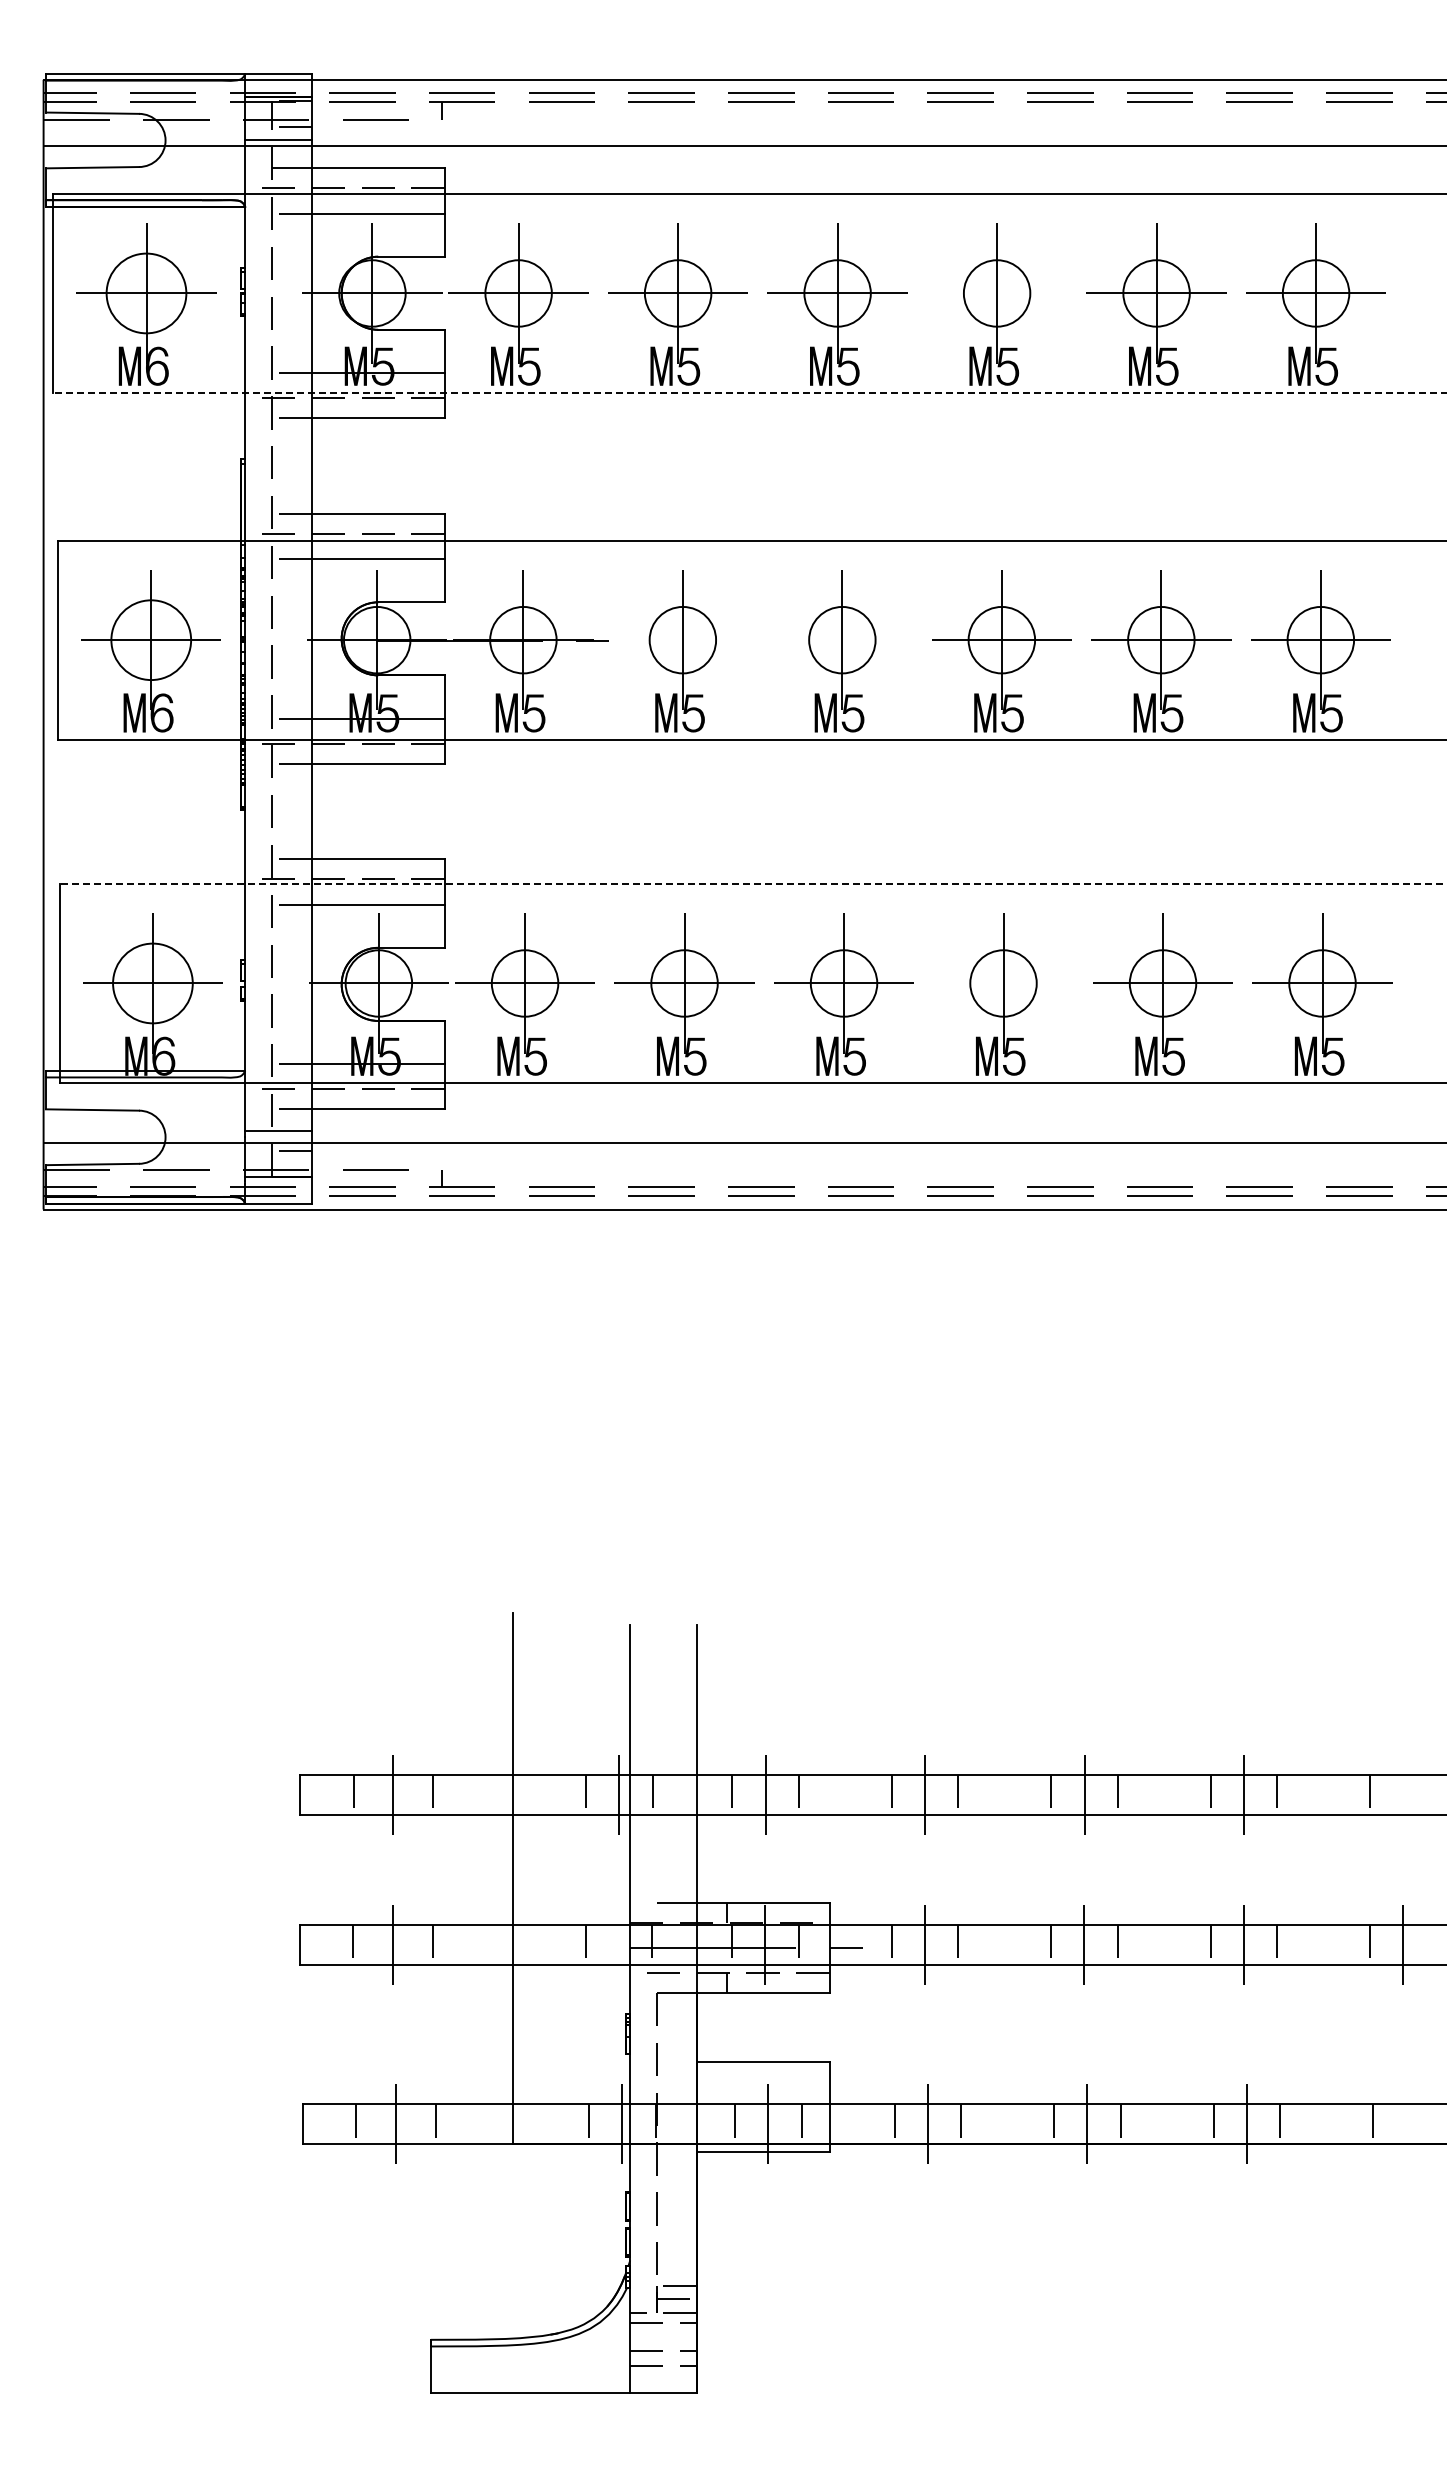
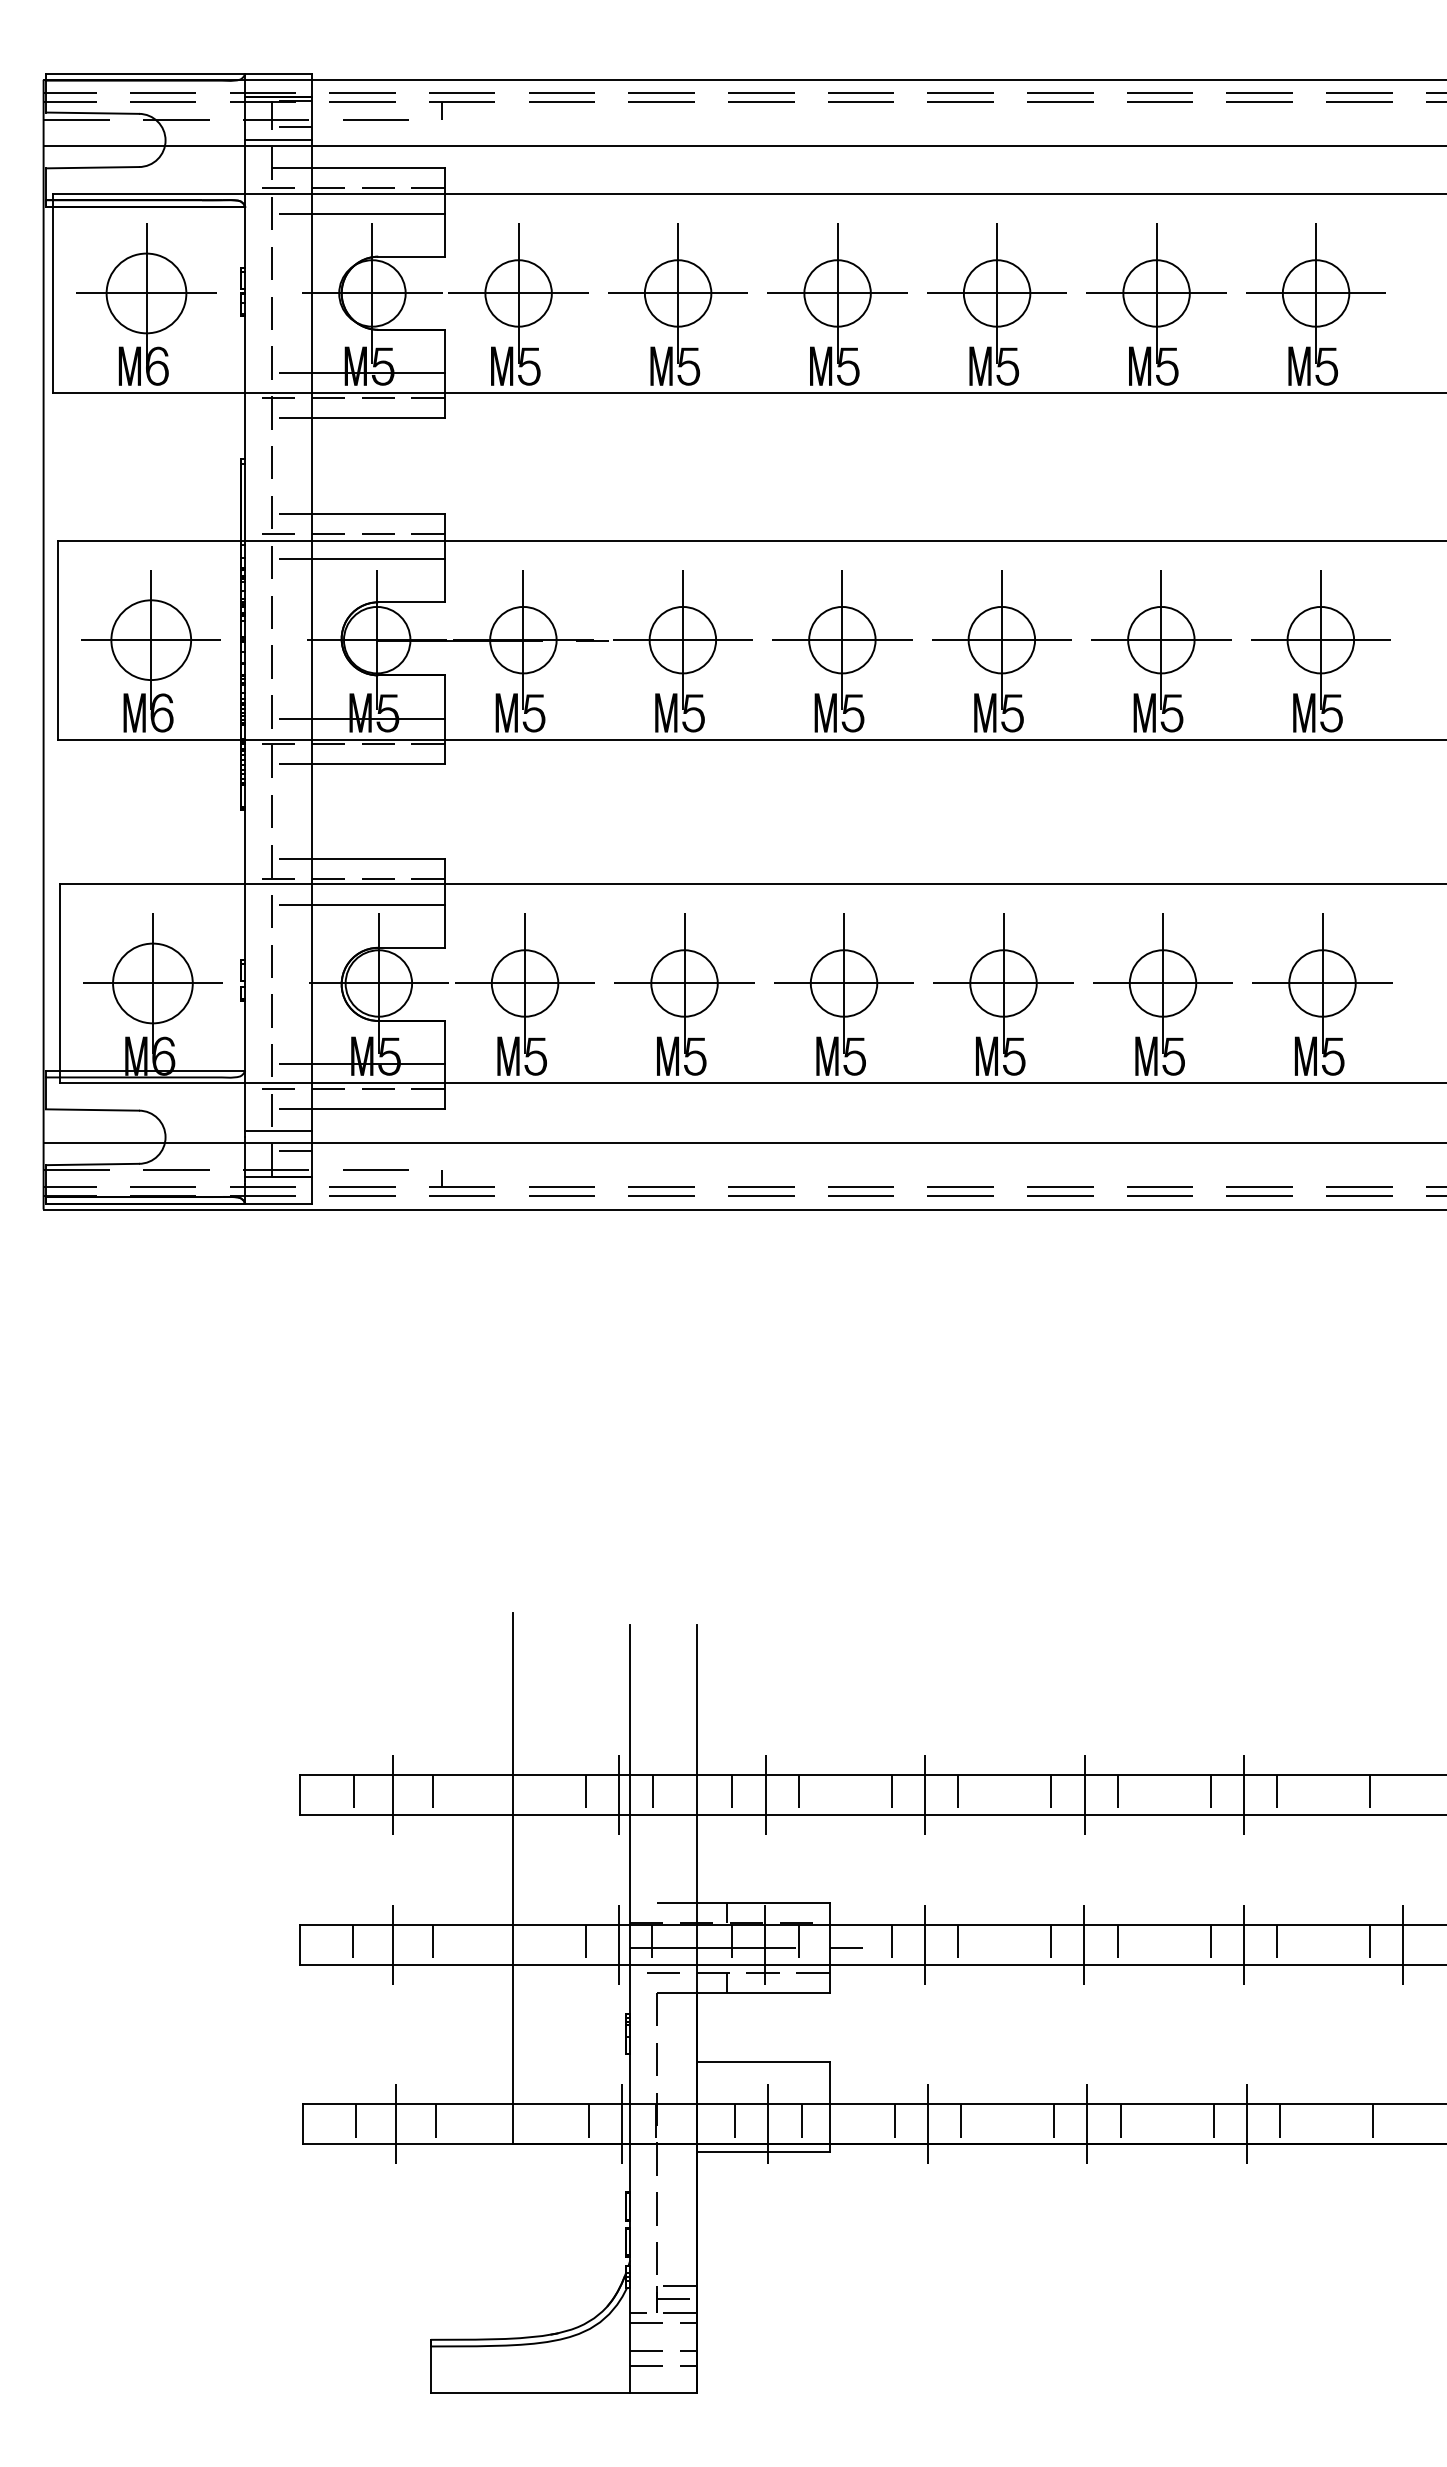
line: none -> present (996, 293)
line: dashed -> solid (750, 393)
line: none -> present (682, 640)
line: none -> present (842, 640)
line: dashed -> solid (752, 883)
line: none -> present (1003, 983)
line: none -> present (619, 1944)
